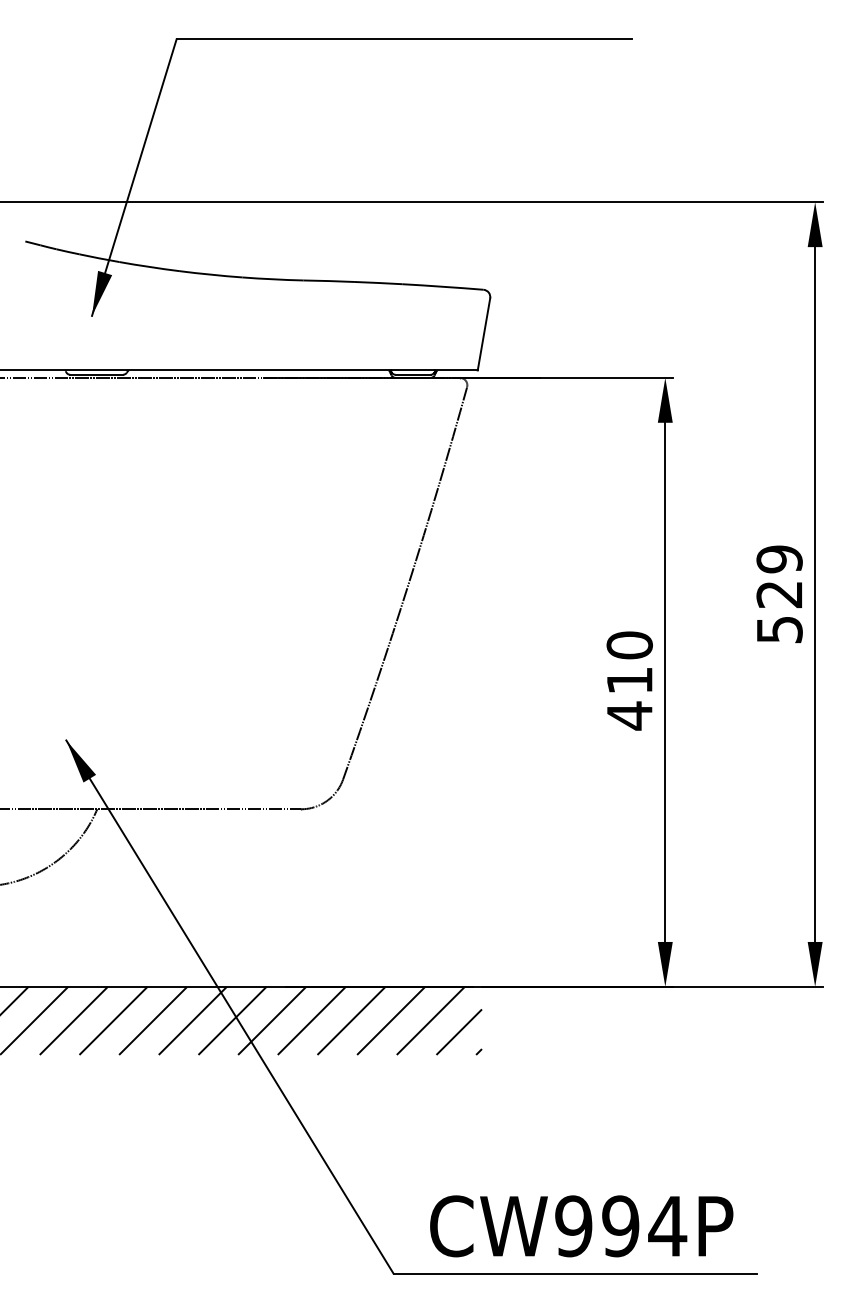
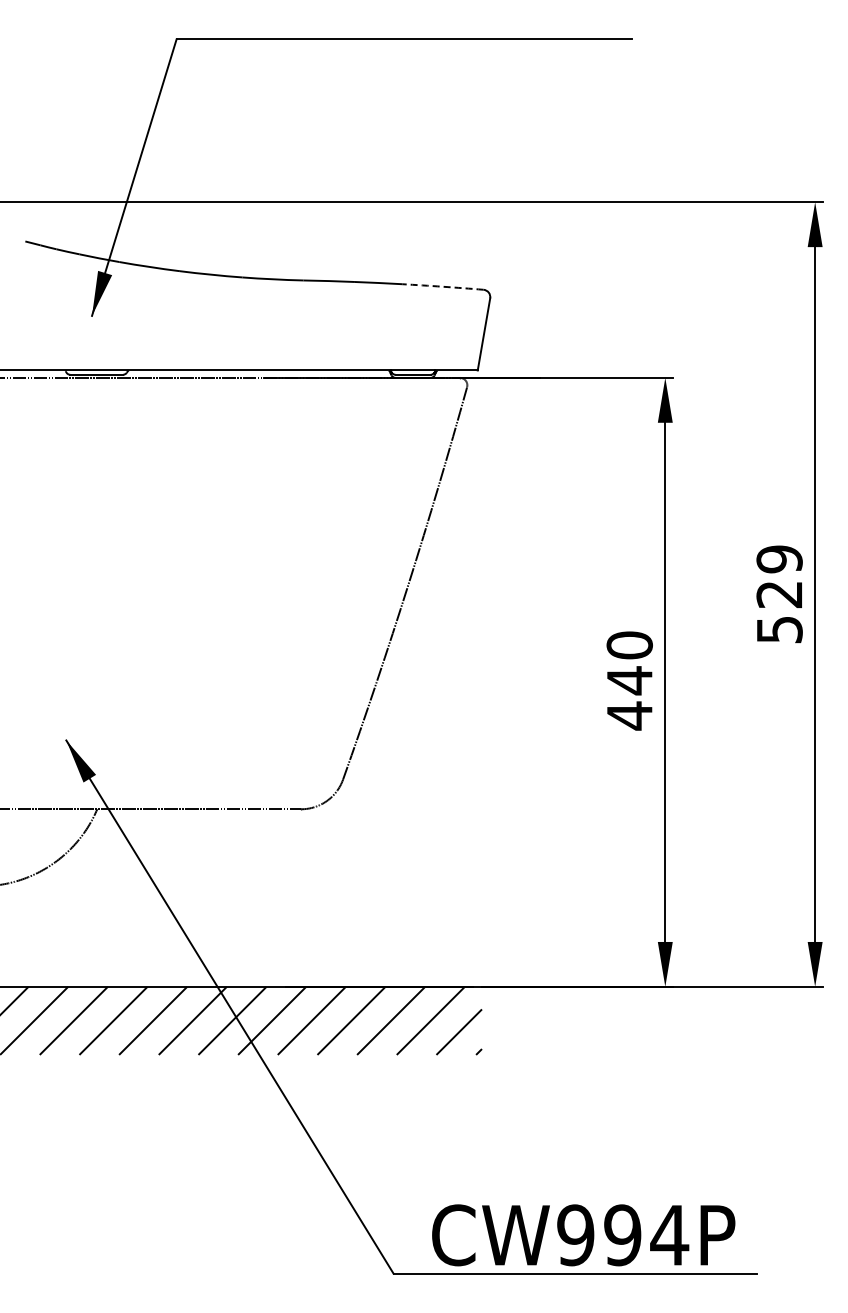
arc: solid -> dashed (442, 286)
text: 410 -> 440 (629, 680)
text position: (581, 1226) -> (583, 1235) (583, 1235)
